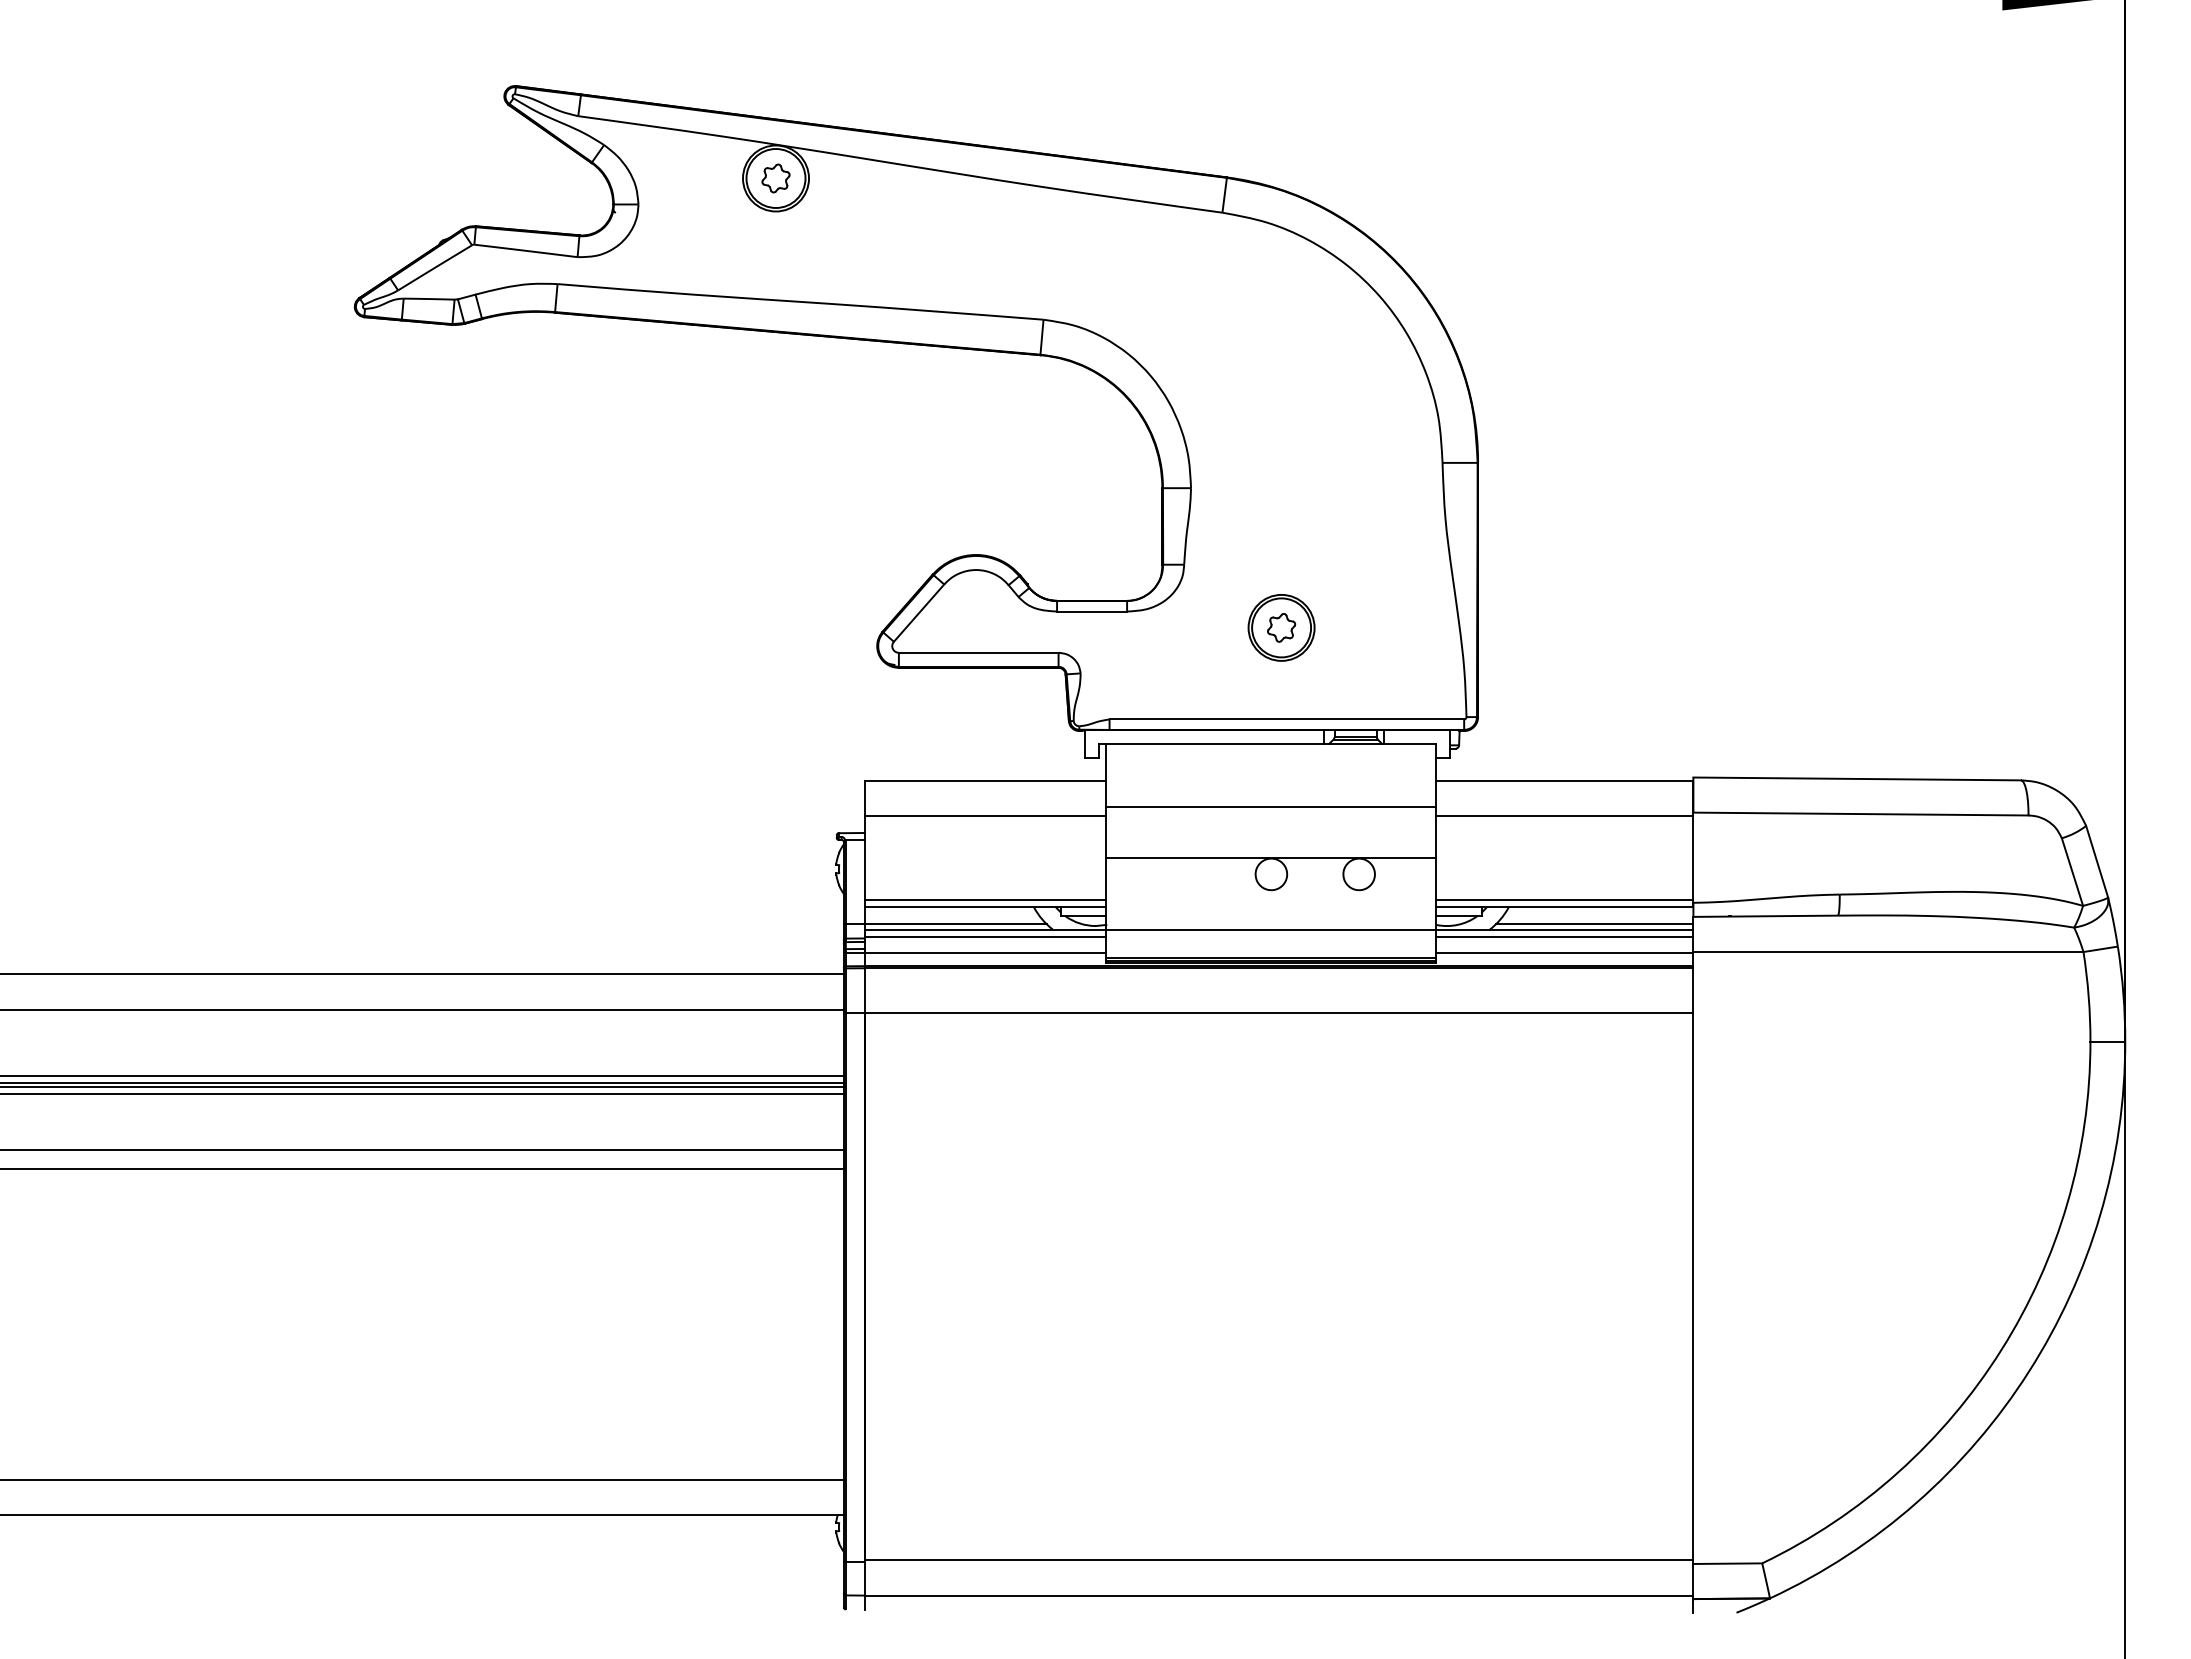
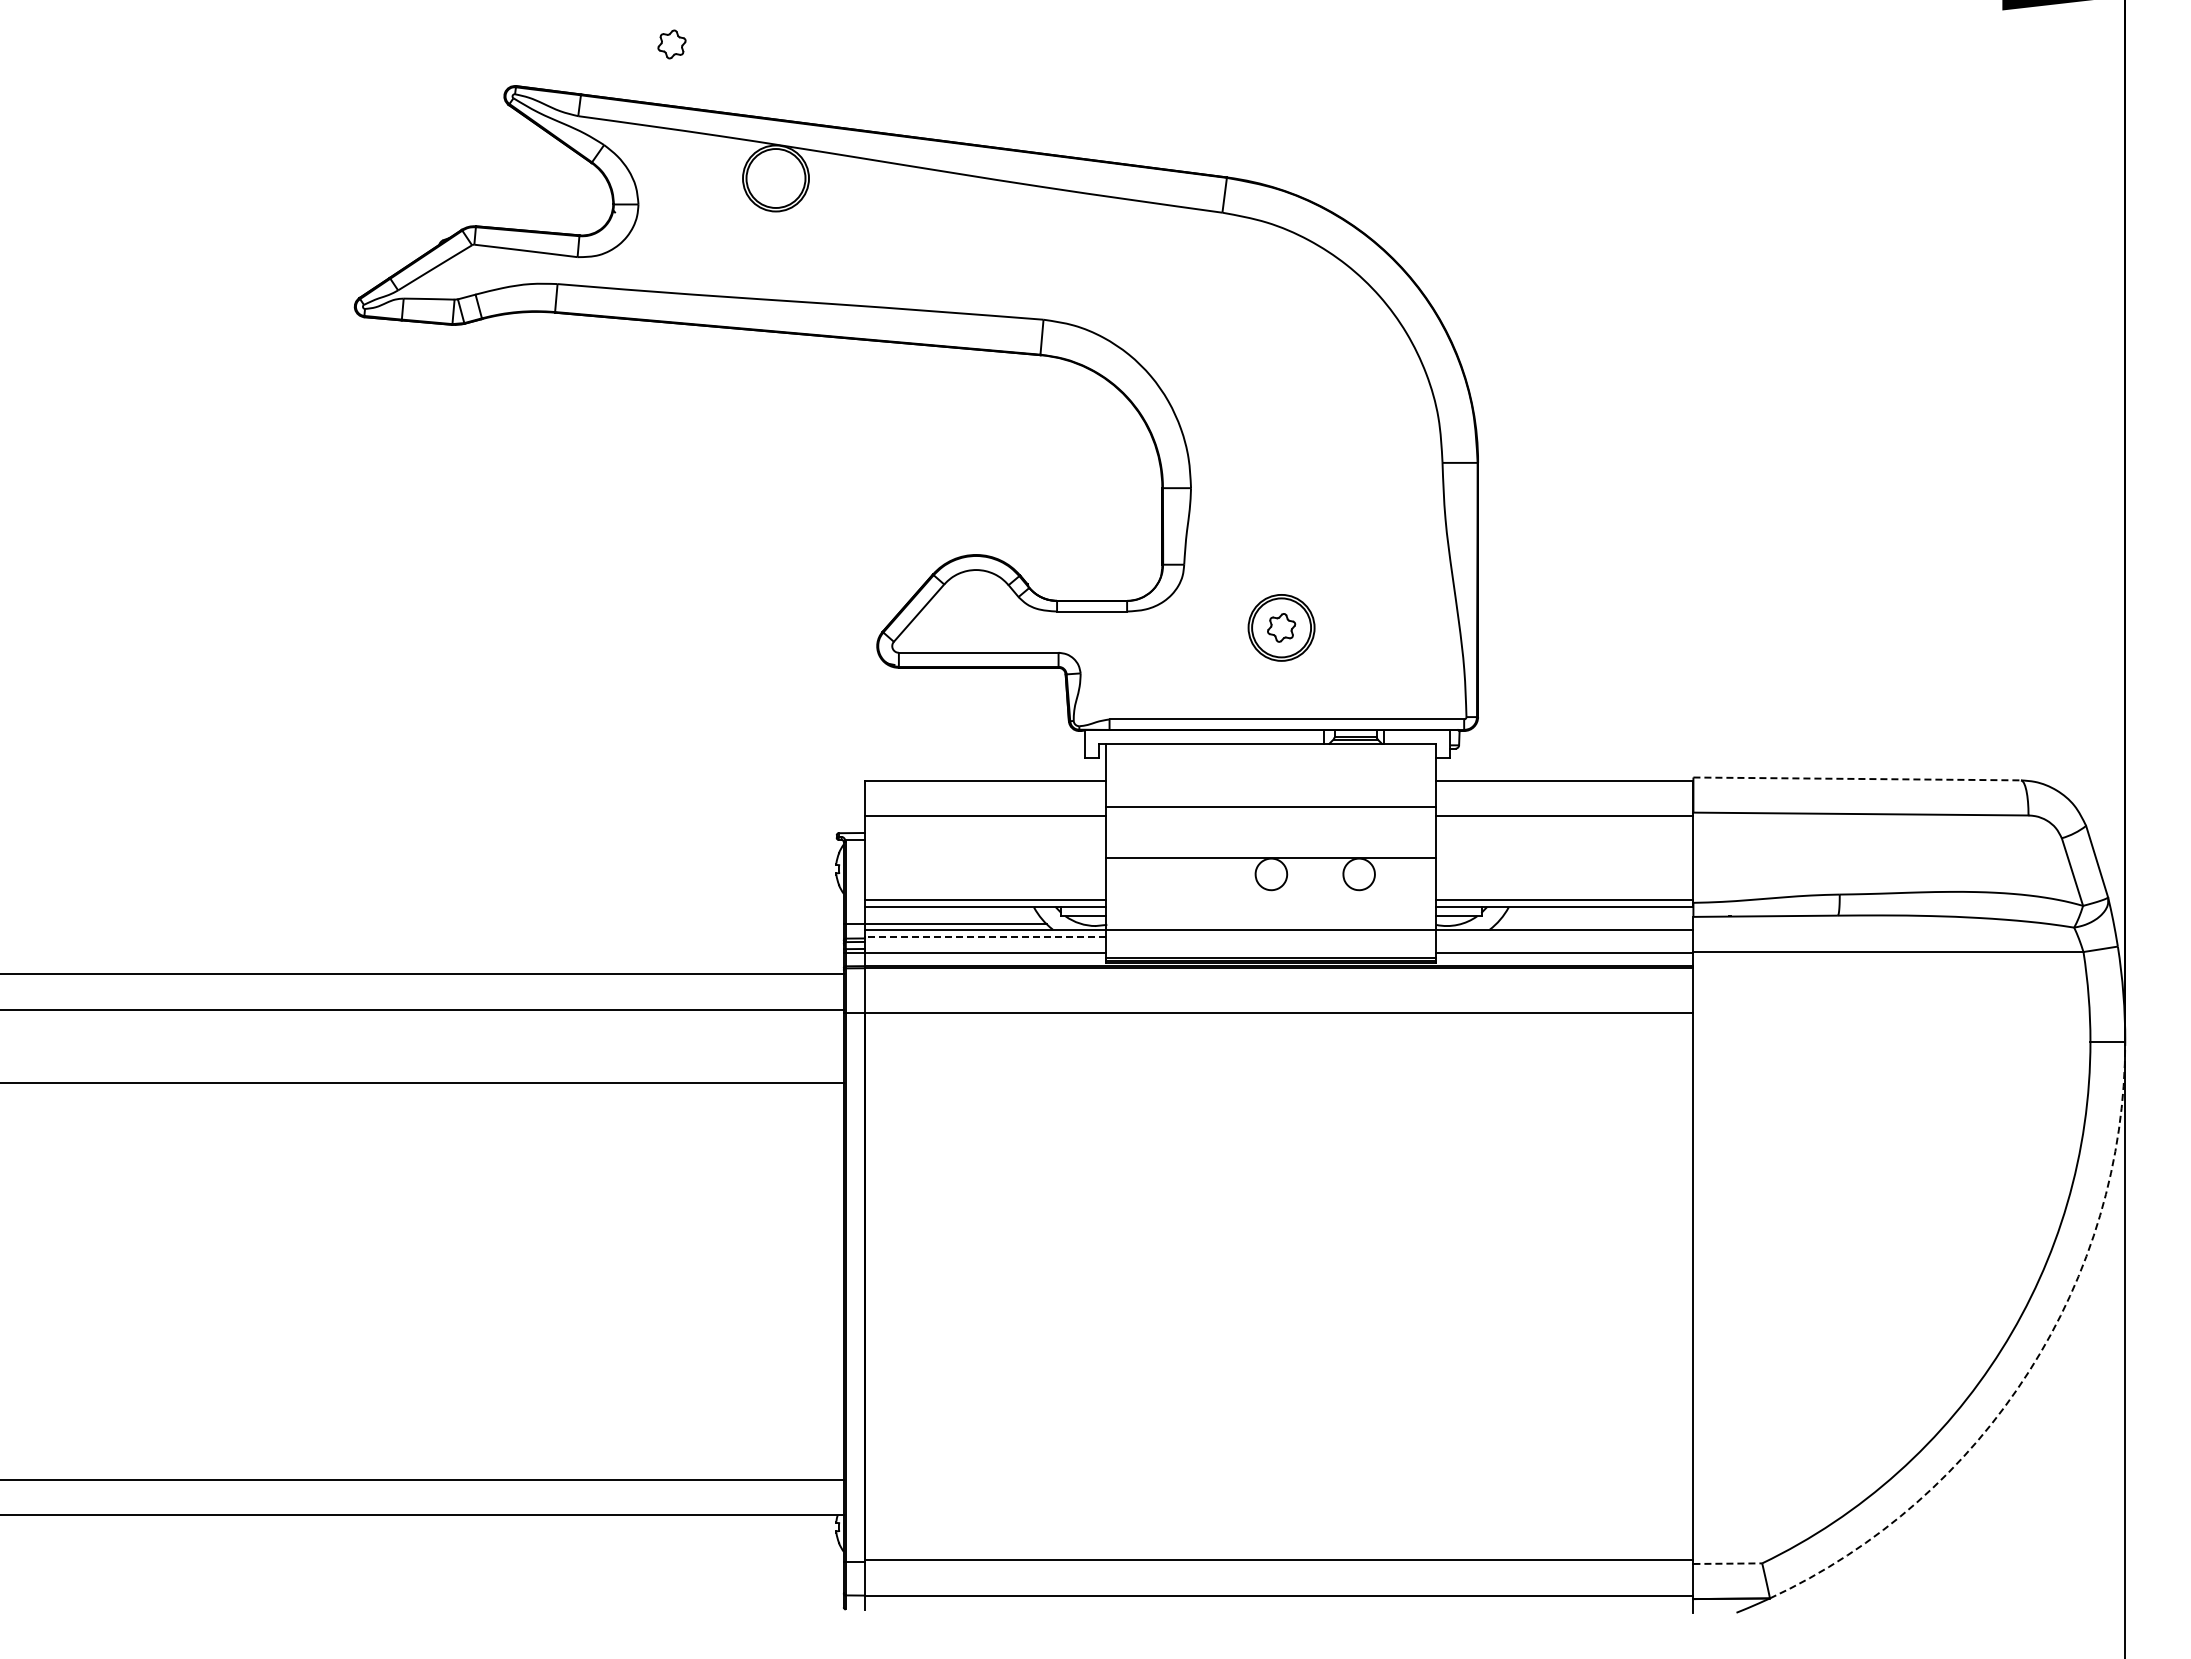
part position: (775, 178) -> (671, 44) (671, 44)
line: solid -> dashed (1857, 778)
line: present -> none (1594, 924)
line: solid -> dashed (985, 936)
line: present -> none (1564, 936)
line: present -> none (422, 1076)
line: present -> none (422, 1086)
line: present -> none (422, 1094)
line: present -> none (422, 1150)
line: present -> none (422, 1169)
arc: solid -> dashed (2028, 1371)
line: solid -> dashed (1728, 1563)
